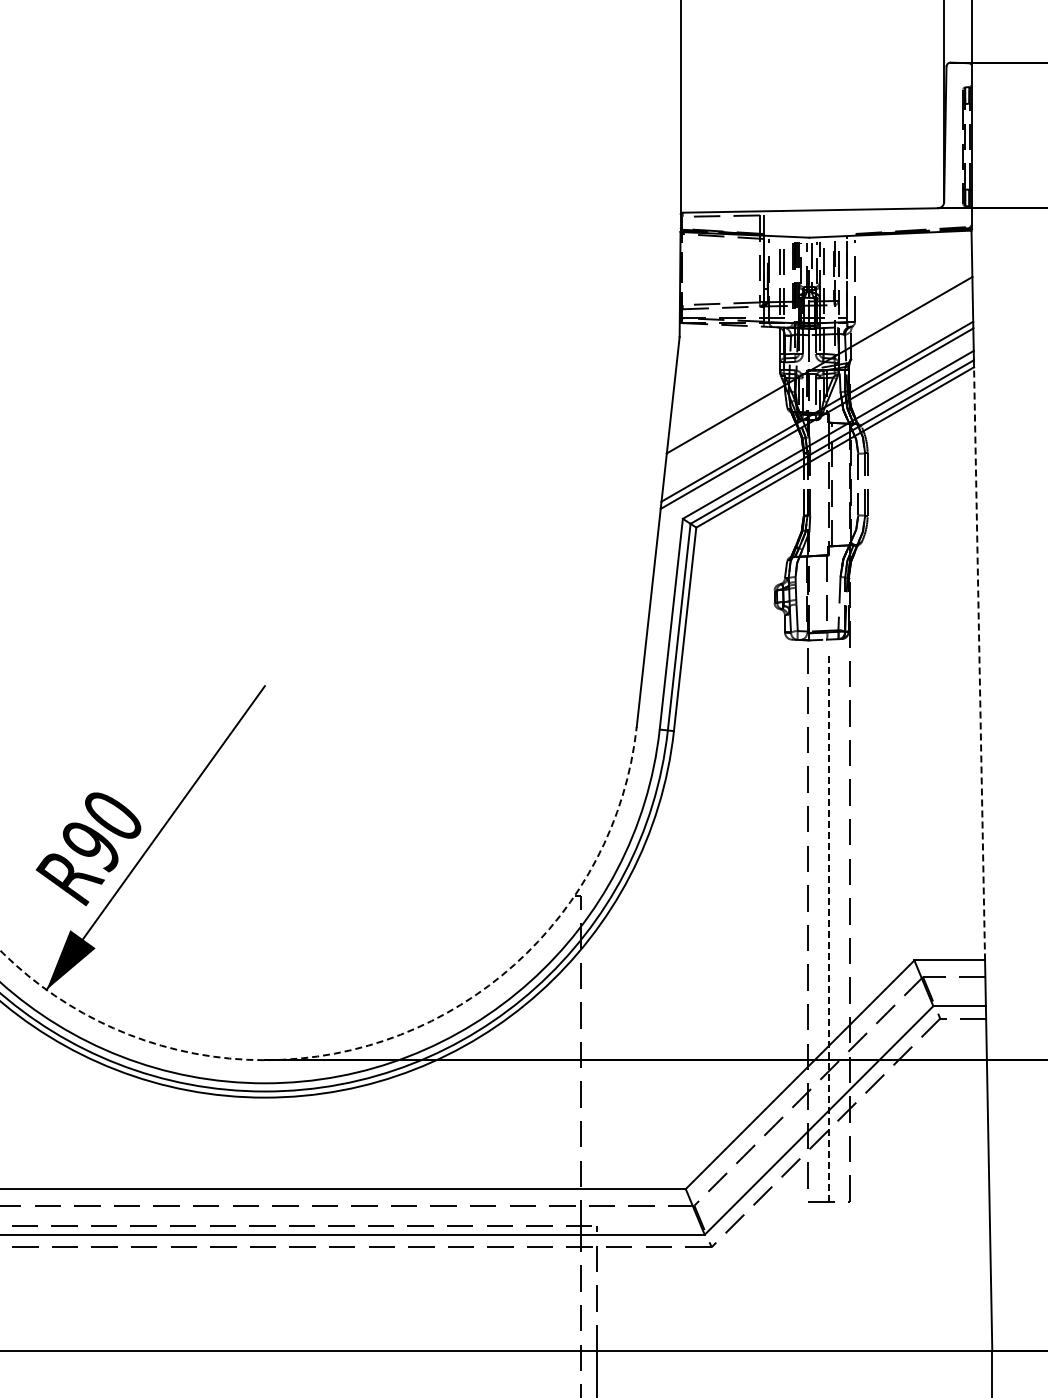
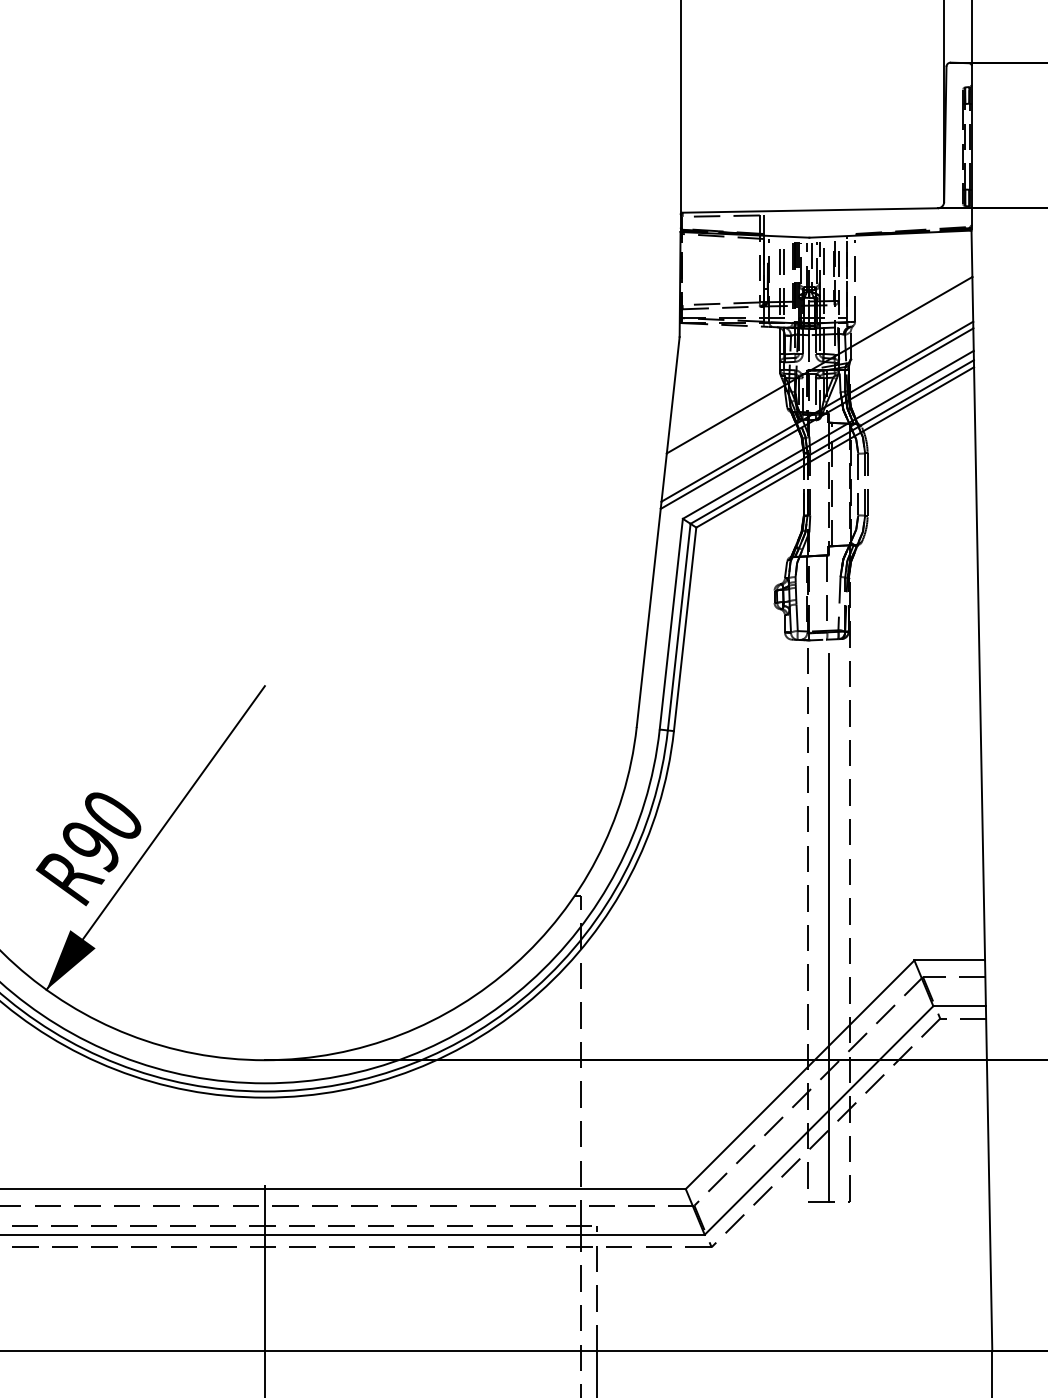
line: dashed -> solid (979, 663)
line: dashed -> solid (829, 927)
arc: dashed -> solid (387, 1039)
line: none -> present (264, 1289)
